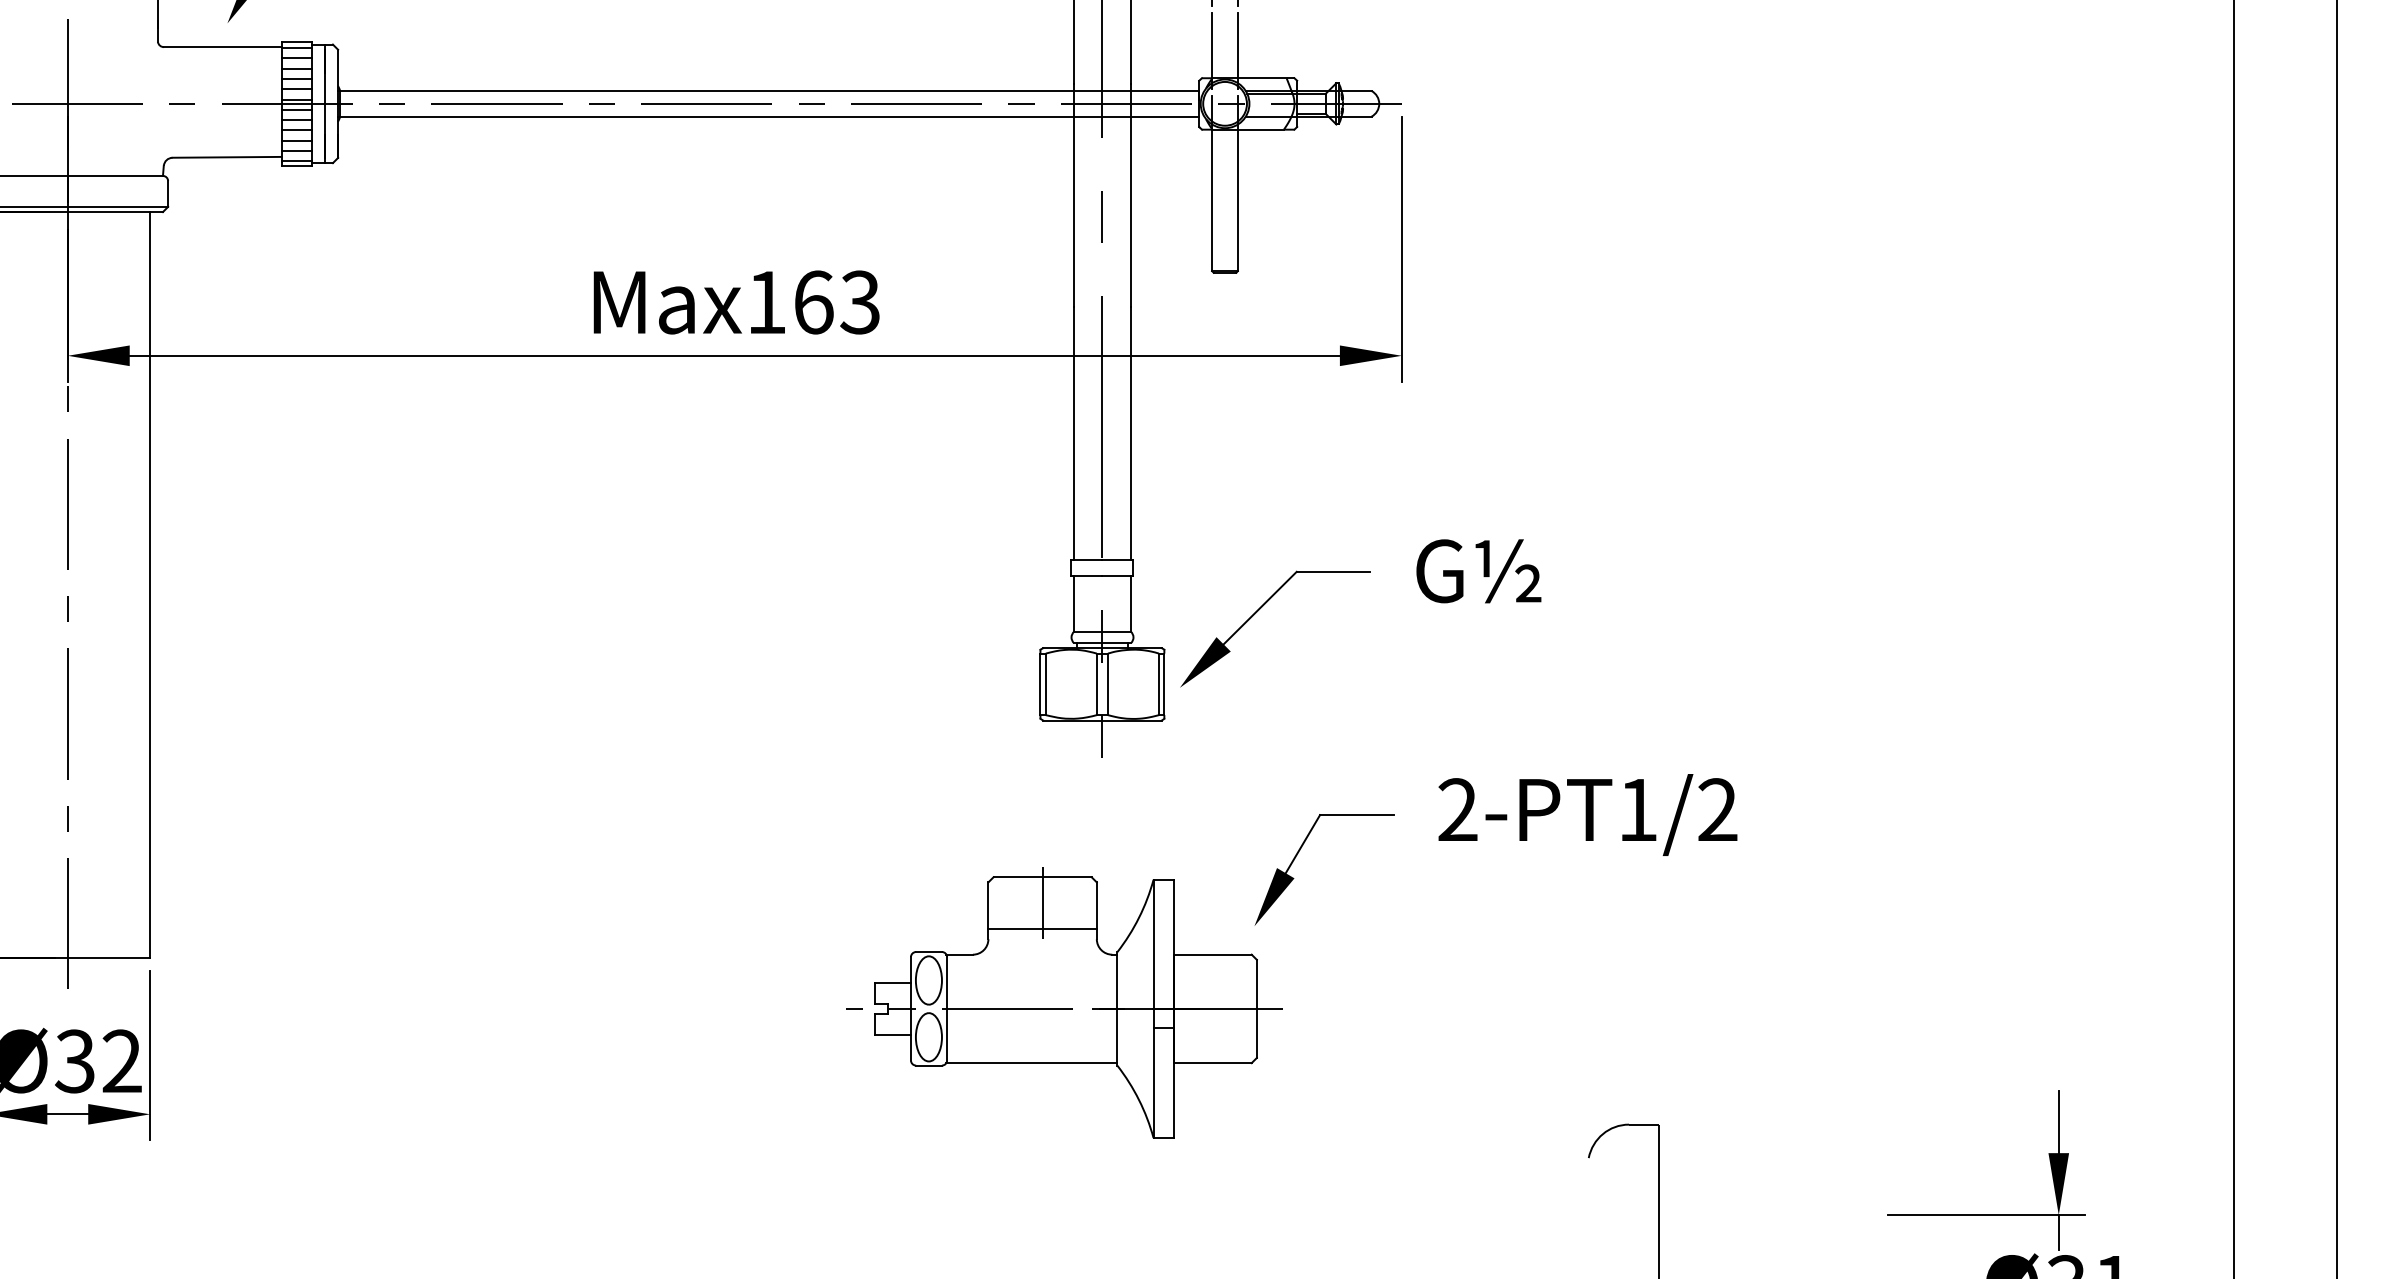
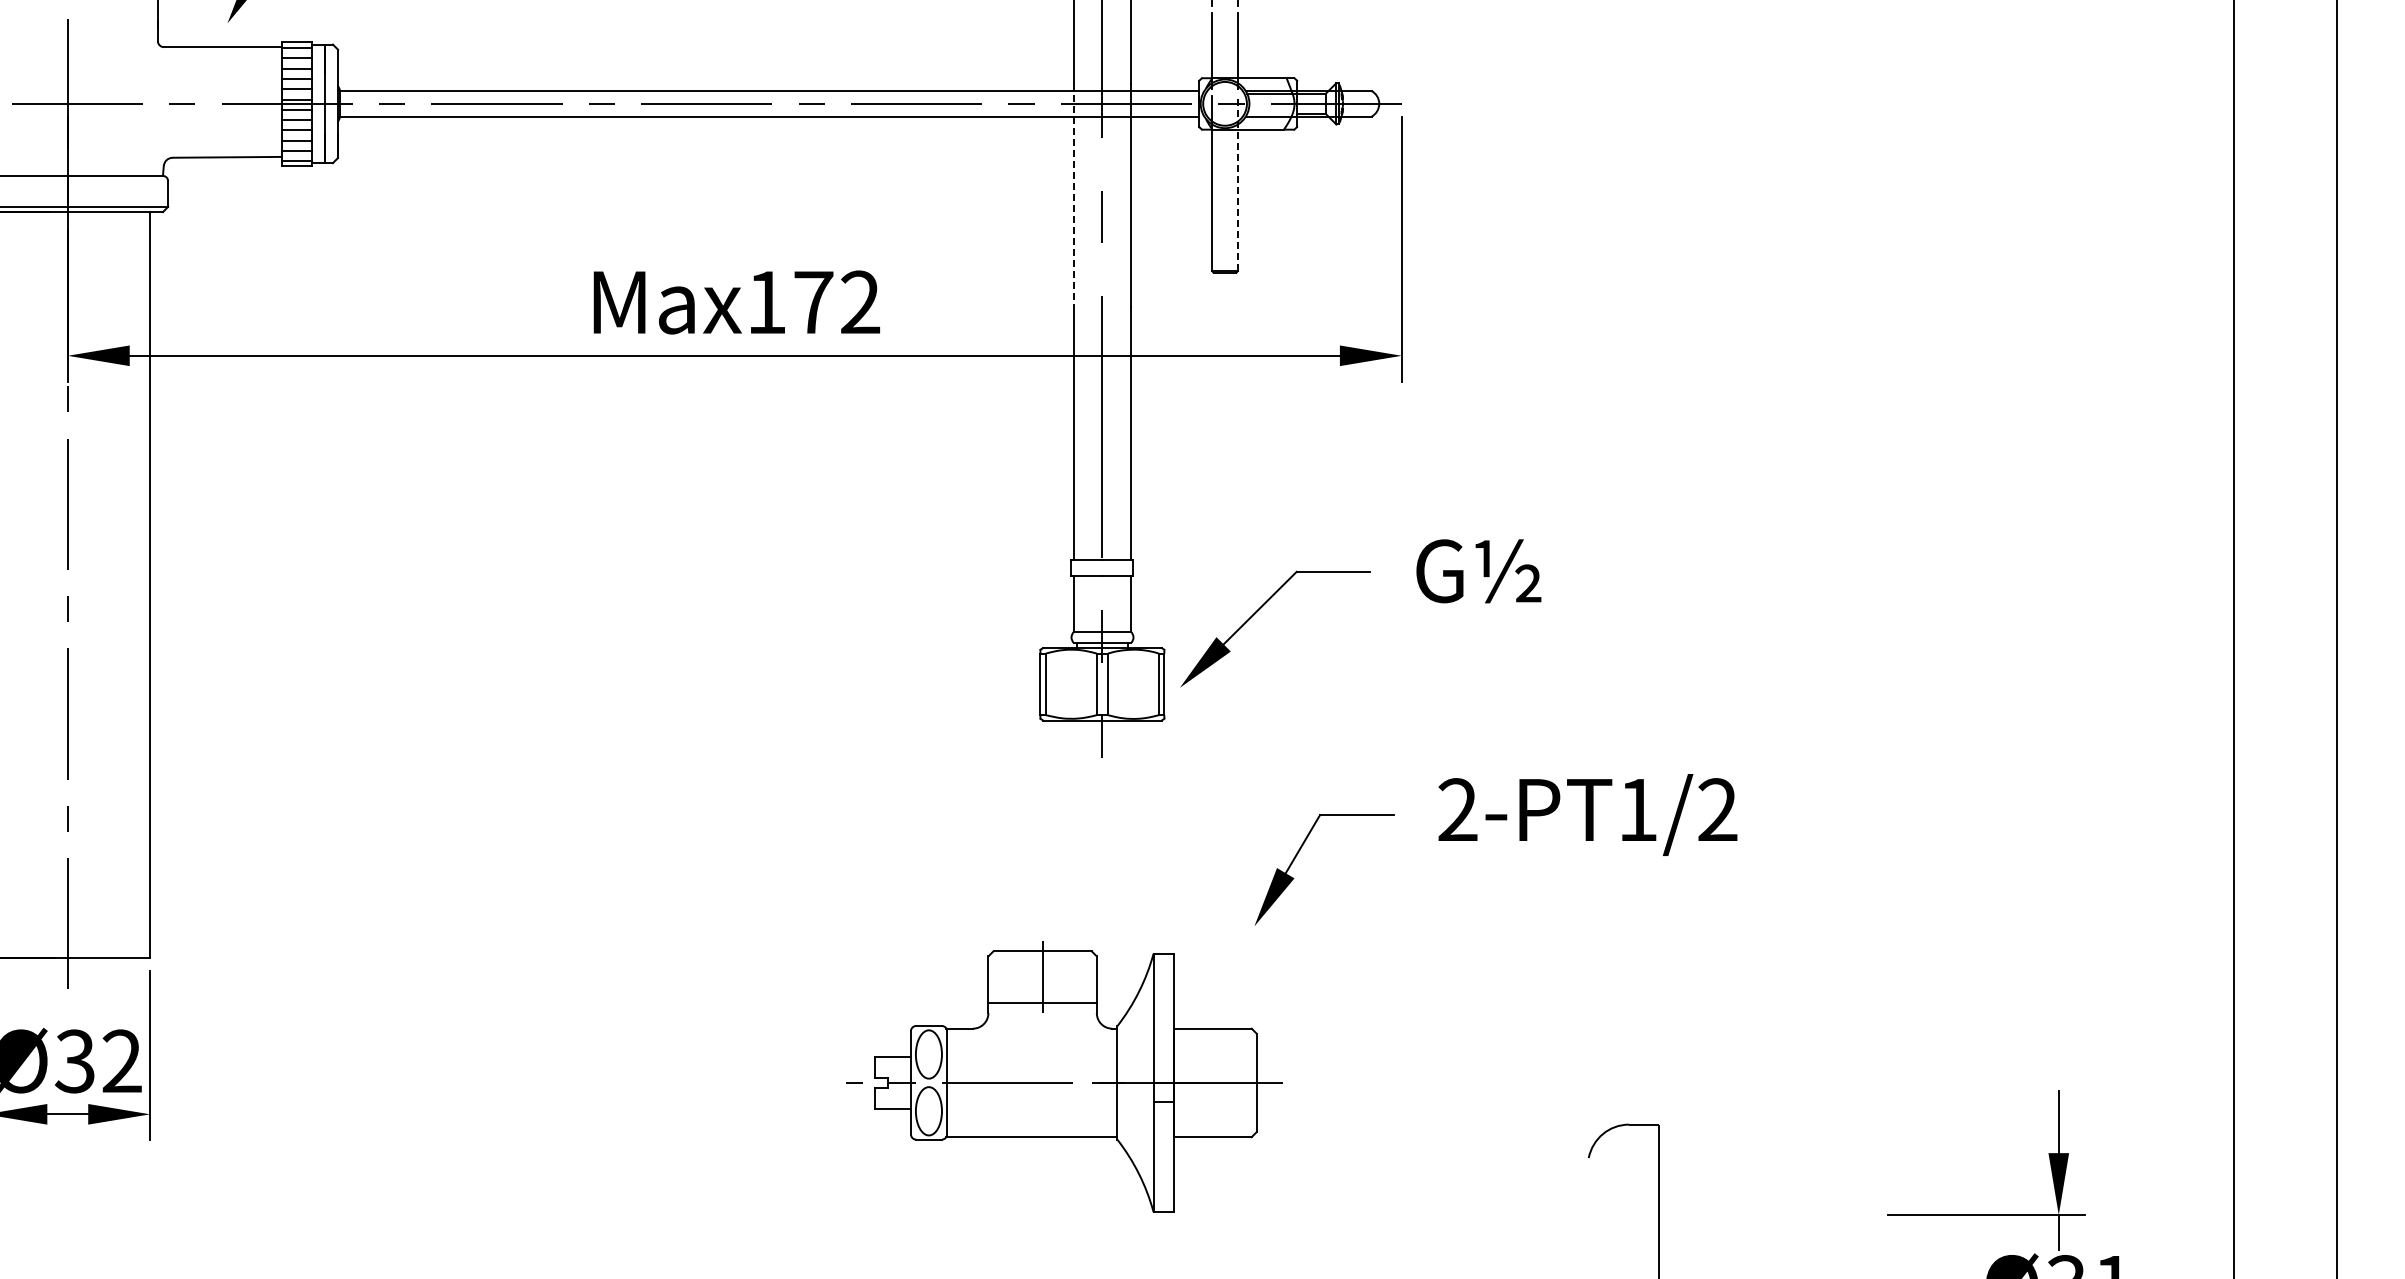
line: solid -> dashed (1237, 183)
line: solid -> dashed (1074, 195)
text: Max163 -> Max172 (837, 302)
part position: (1064, 1002) -> (1064, 1076) (1064, 1076)
